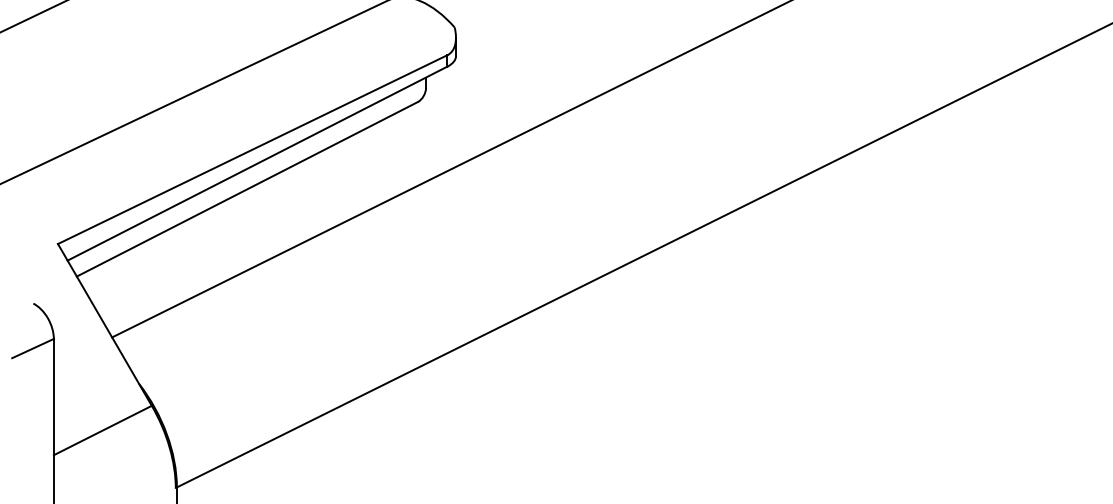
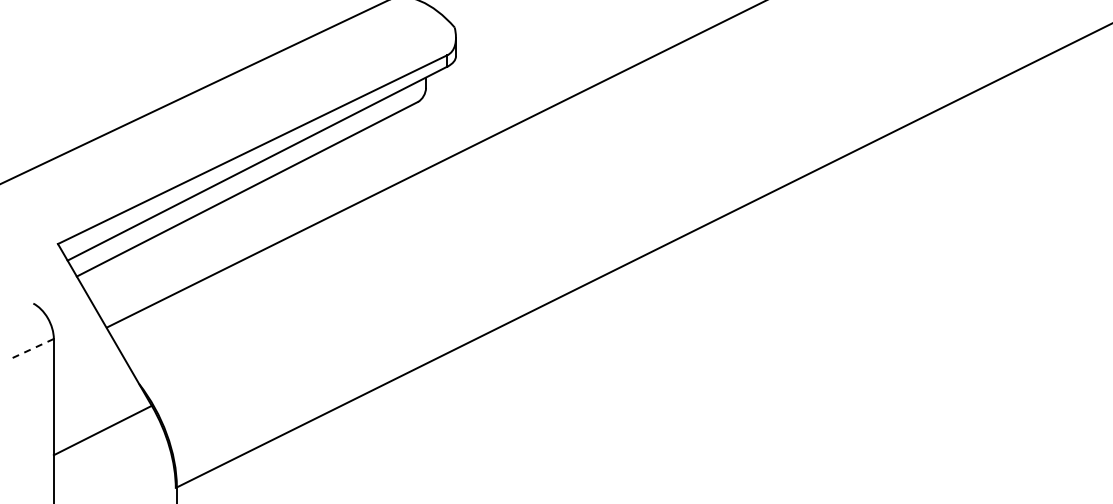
line: present -> none (32, 16)
line position: (450, 169) -> (435, 164) (435, 164)
line: solid -> dashed (33, 348)
